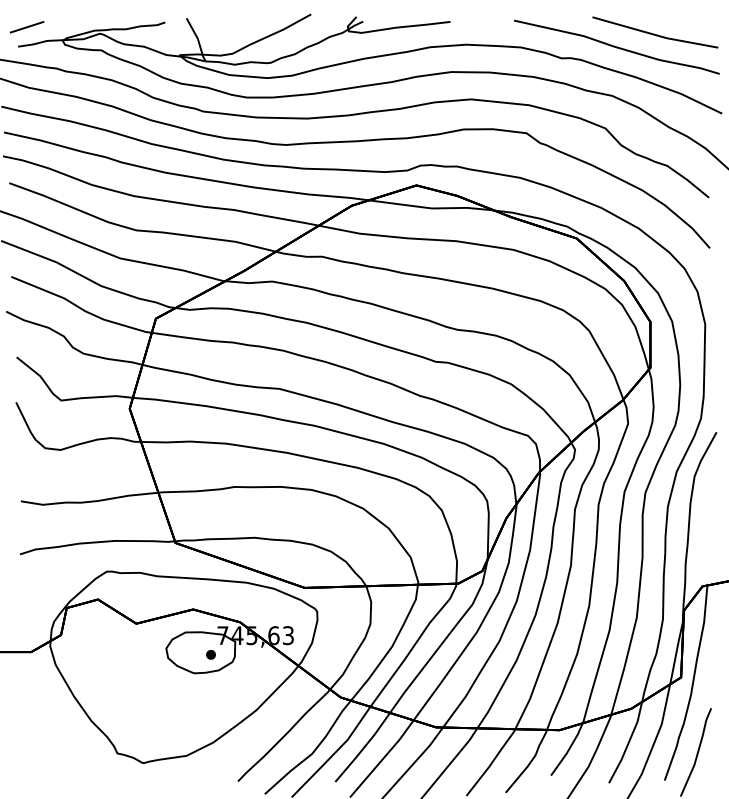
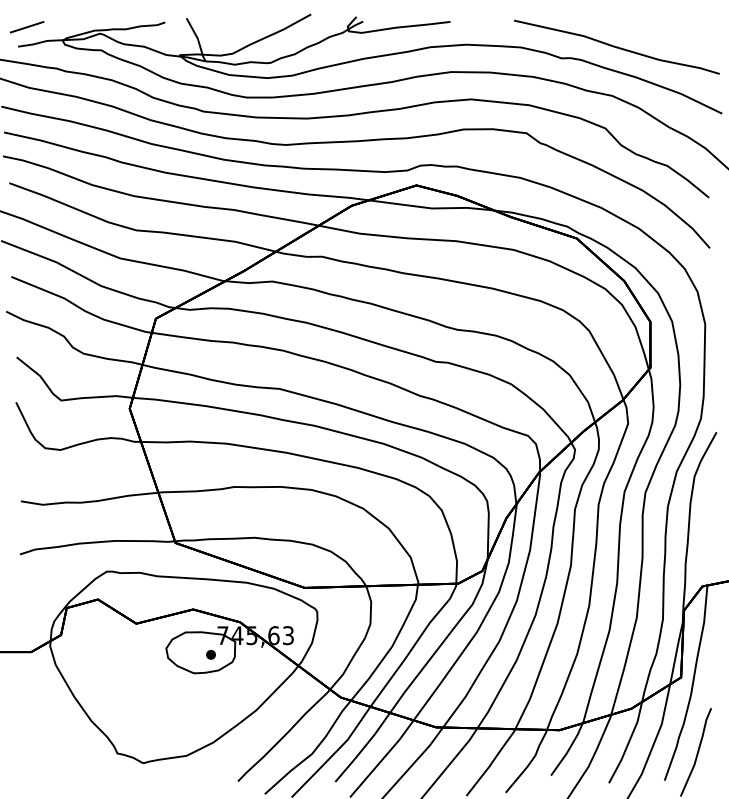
line: present -> none (654, 33)
